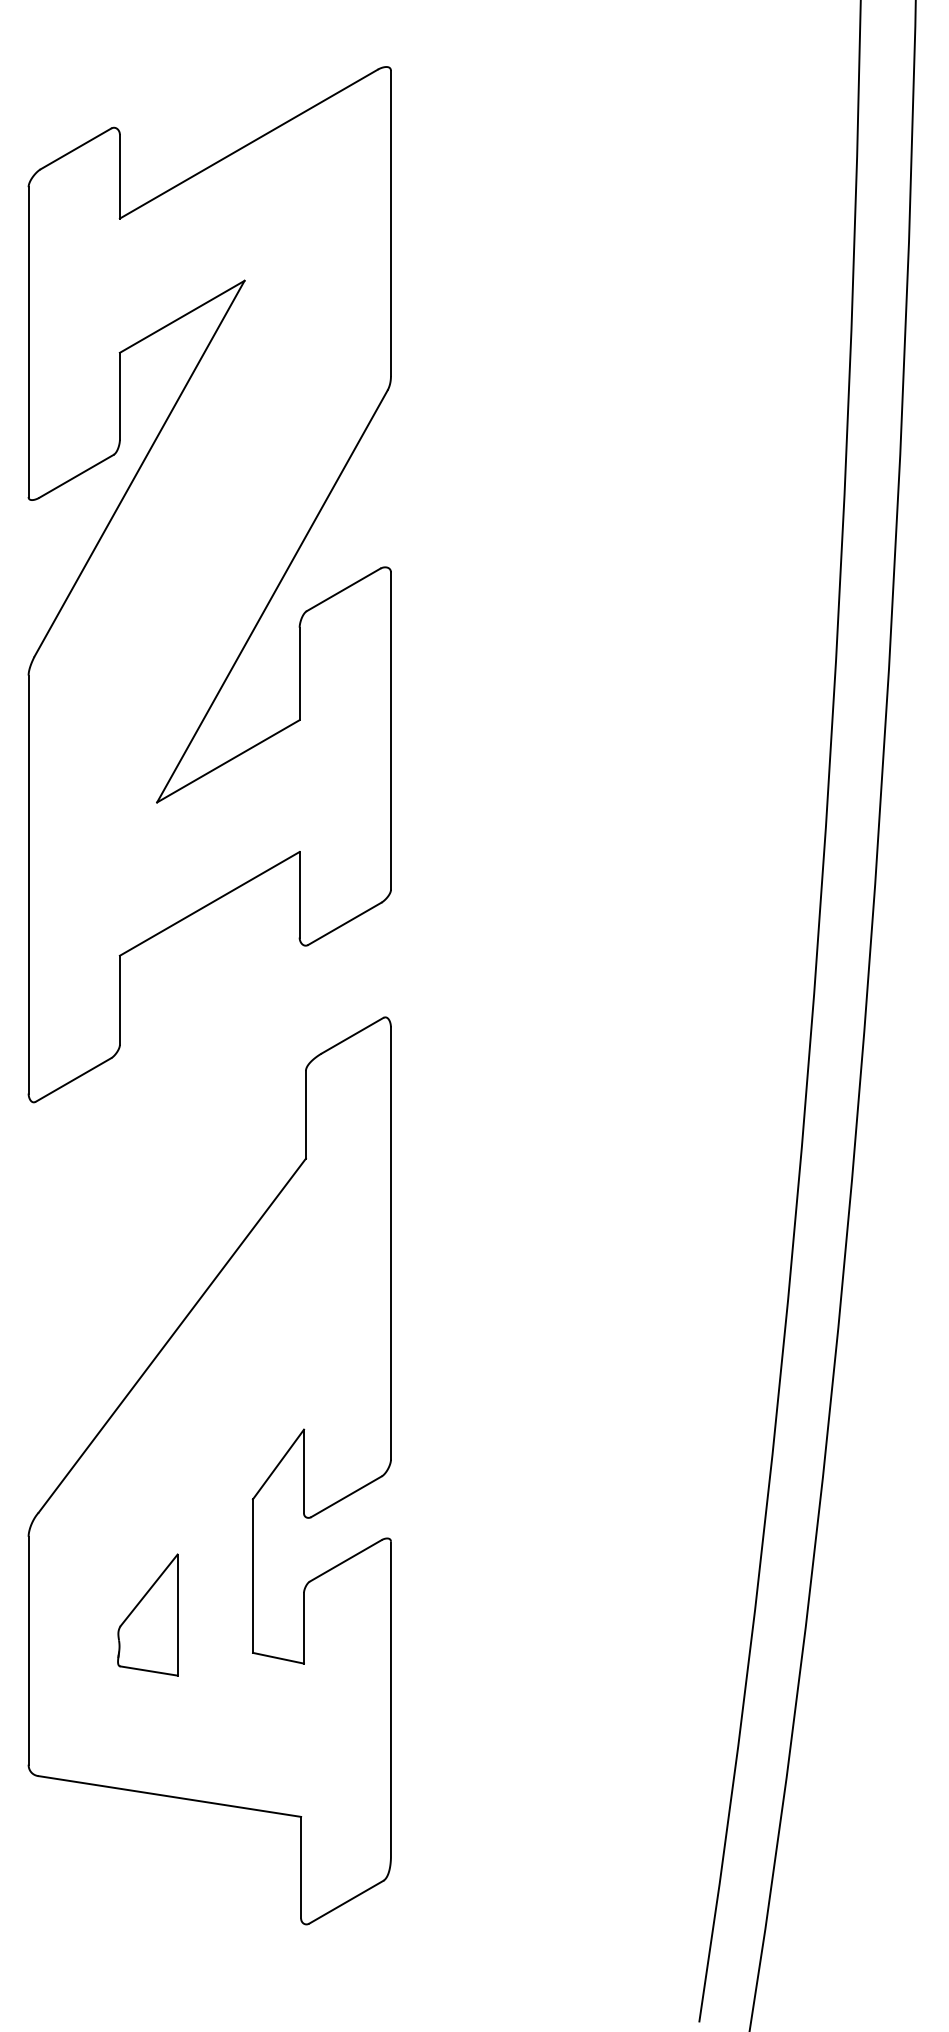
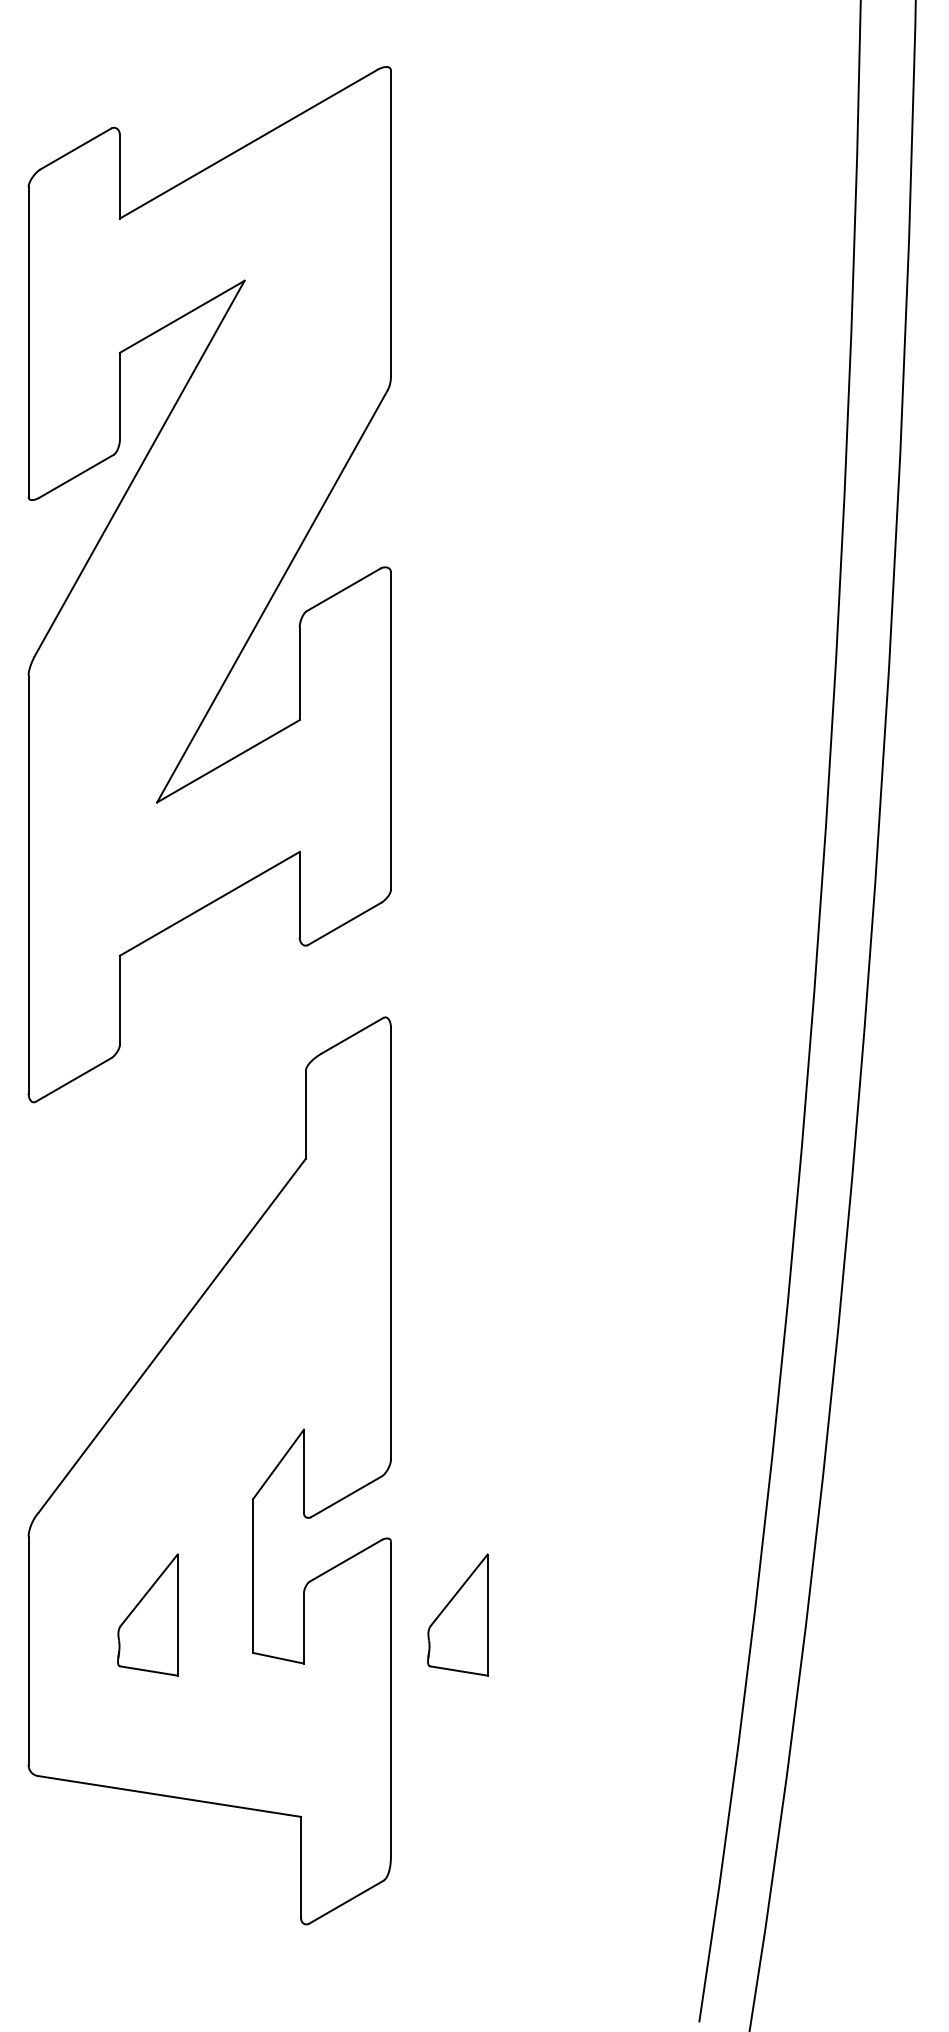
part: none -> present (457, 1614)
